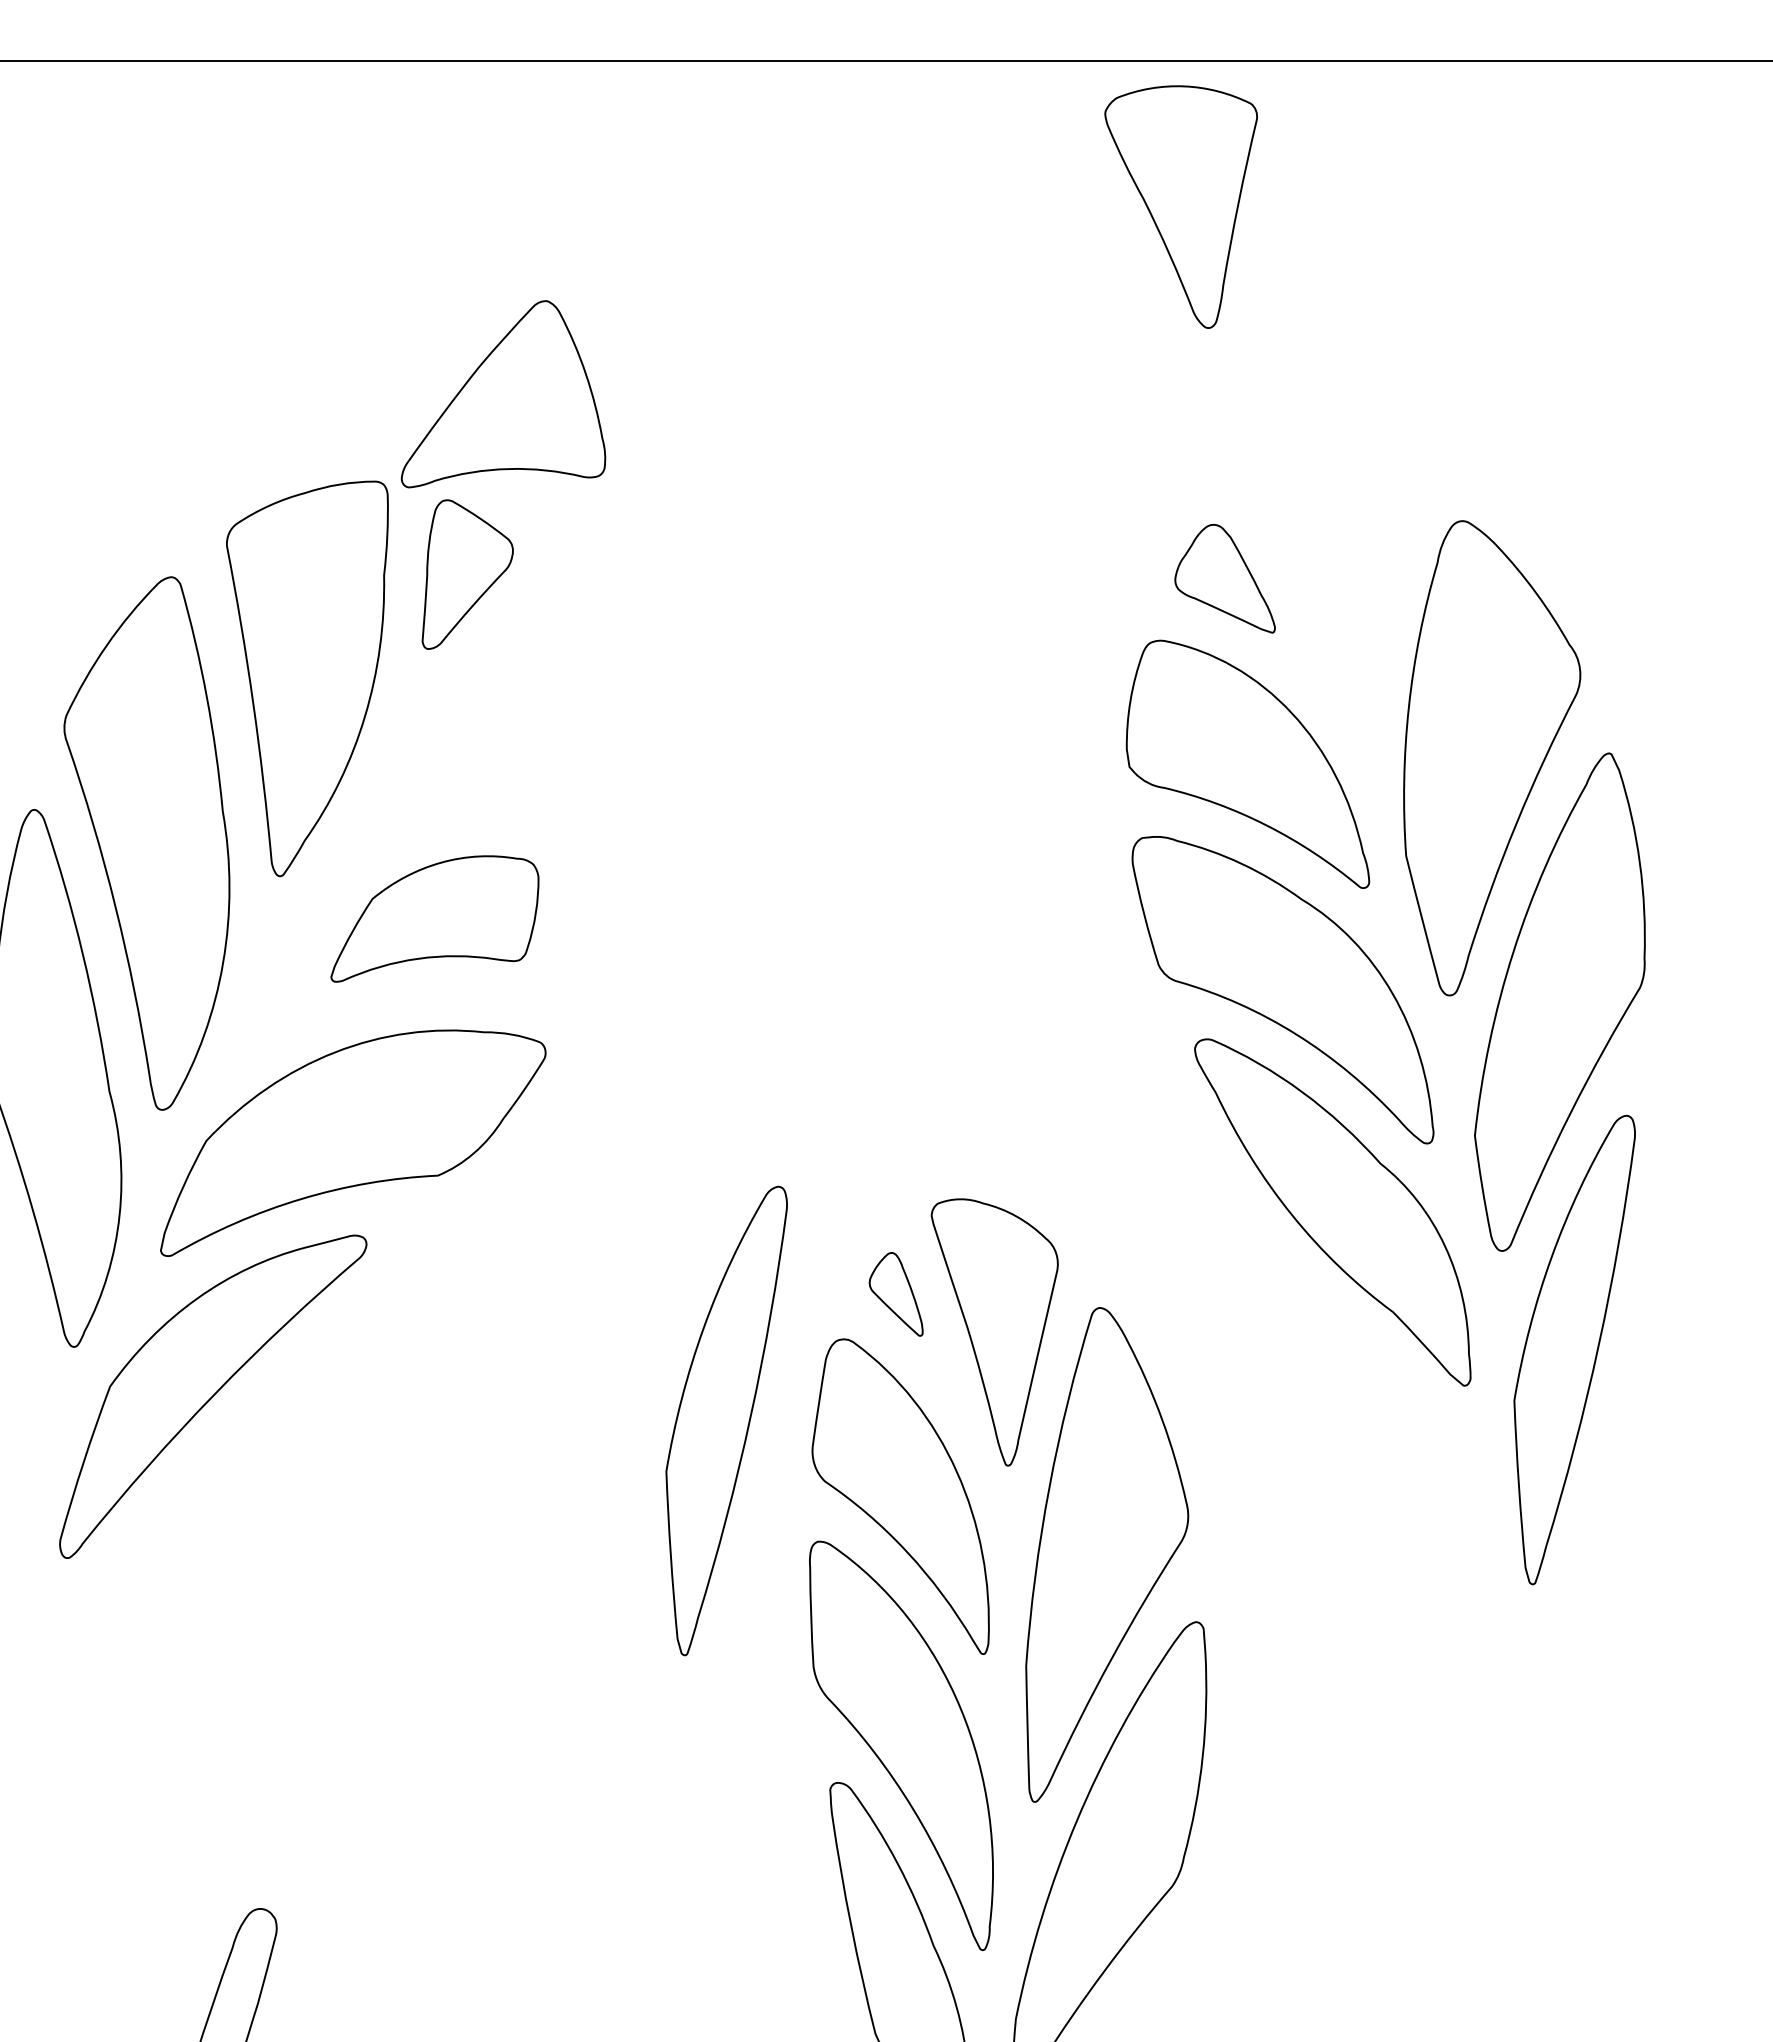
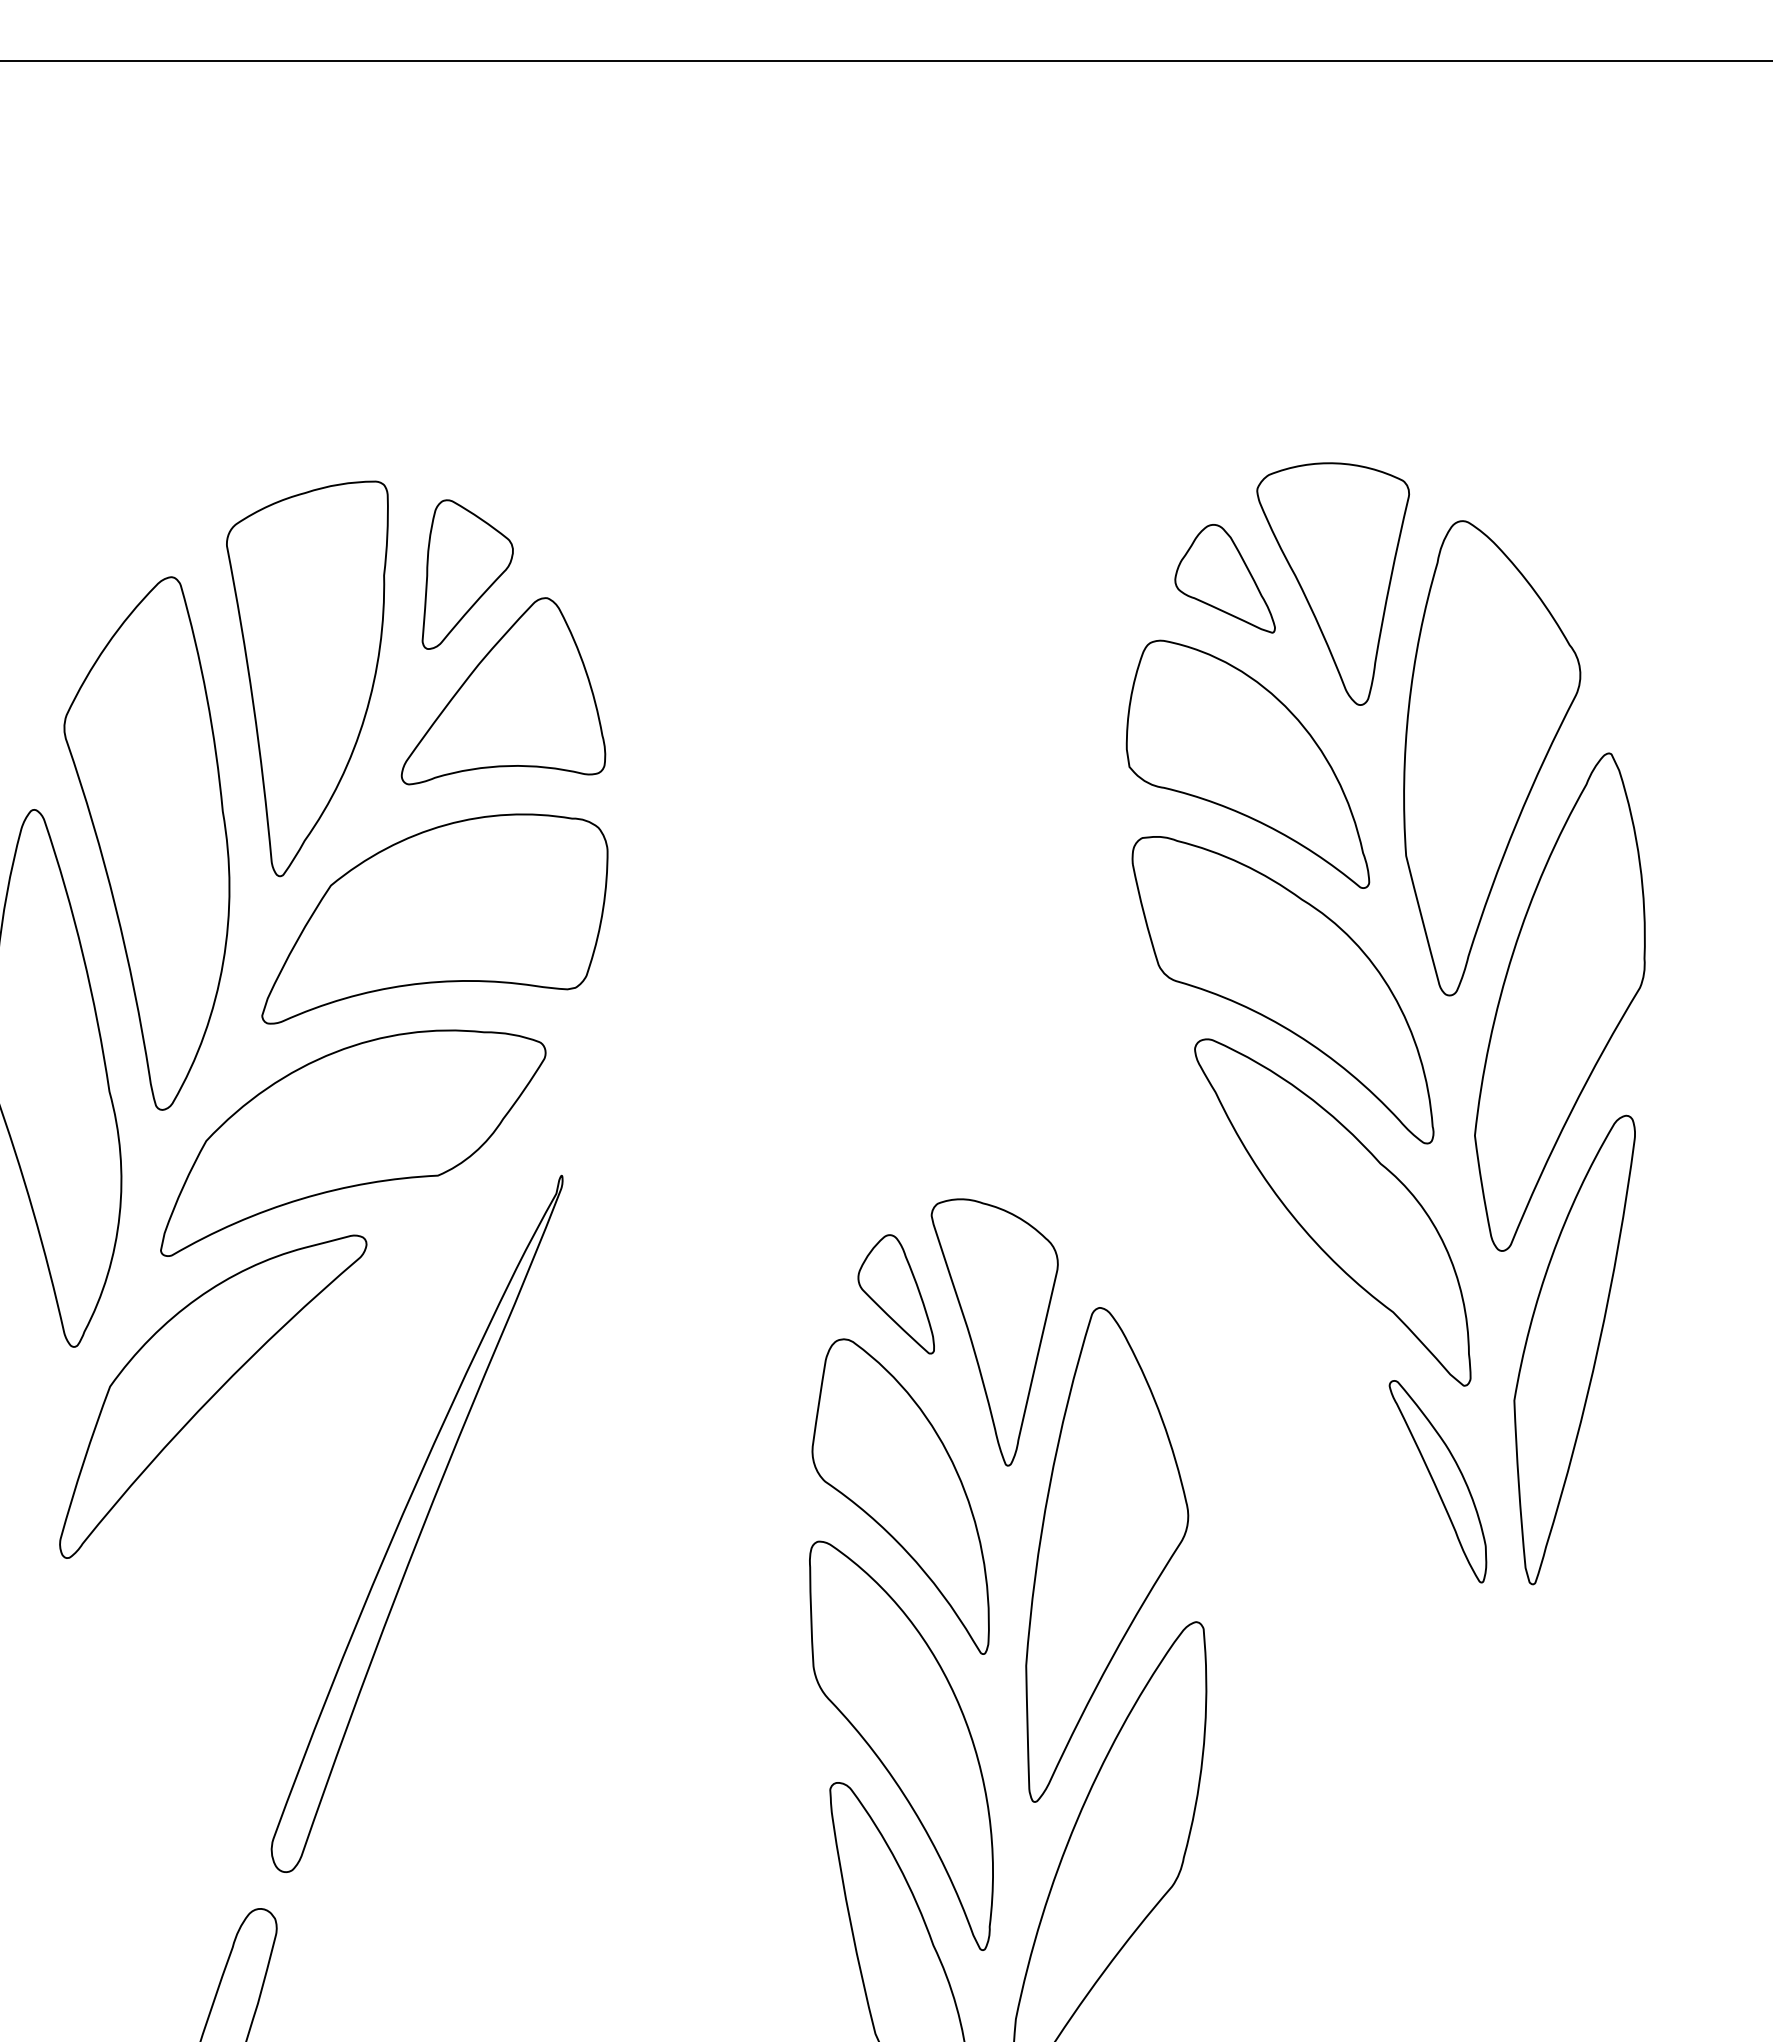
part position: (1180, 206) -> (1332, 583) (1332, 583)
part position: (503, 394) -> (503, 691) (503, 691)
part size: 210x128 px -> 348x212 px (434, 918)
part size: 56x85 px -> 78x121 px (895, 1294)
part: present -> none (726, 1420)
part: none -> present (1437, 1481)
part: none -> present (416, 1523)
